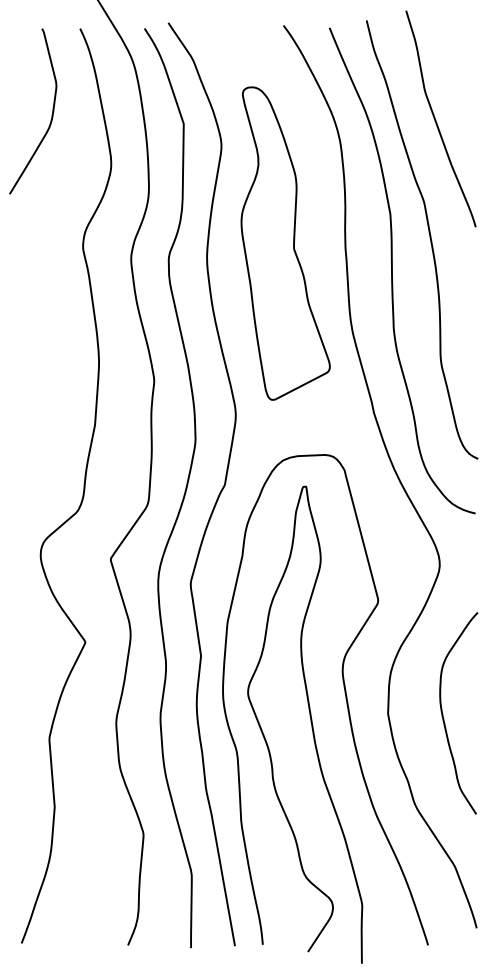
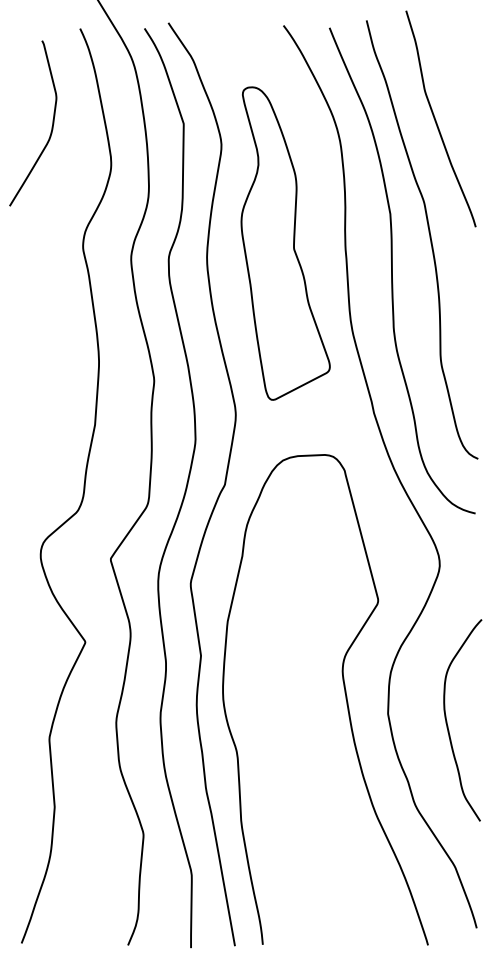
curve position: (51, 114) -> (51, 126) (51, 126)
curve position: (444, 718) -> (448, 725) (448, 725)
curve: present -> none (310, 722)
